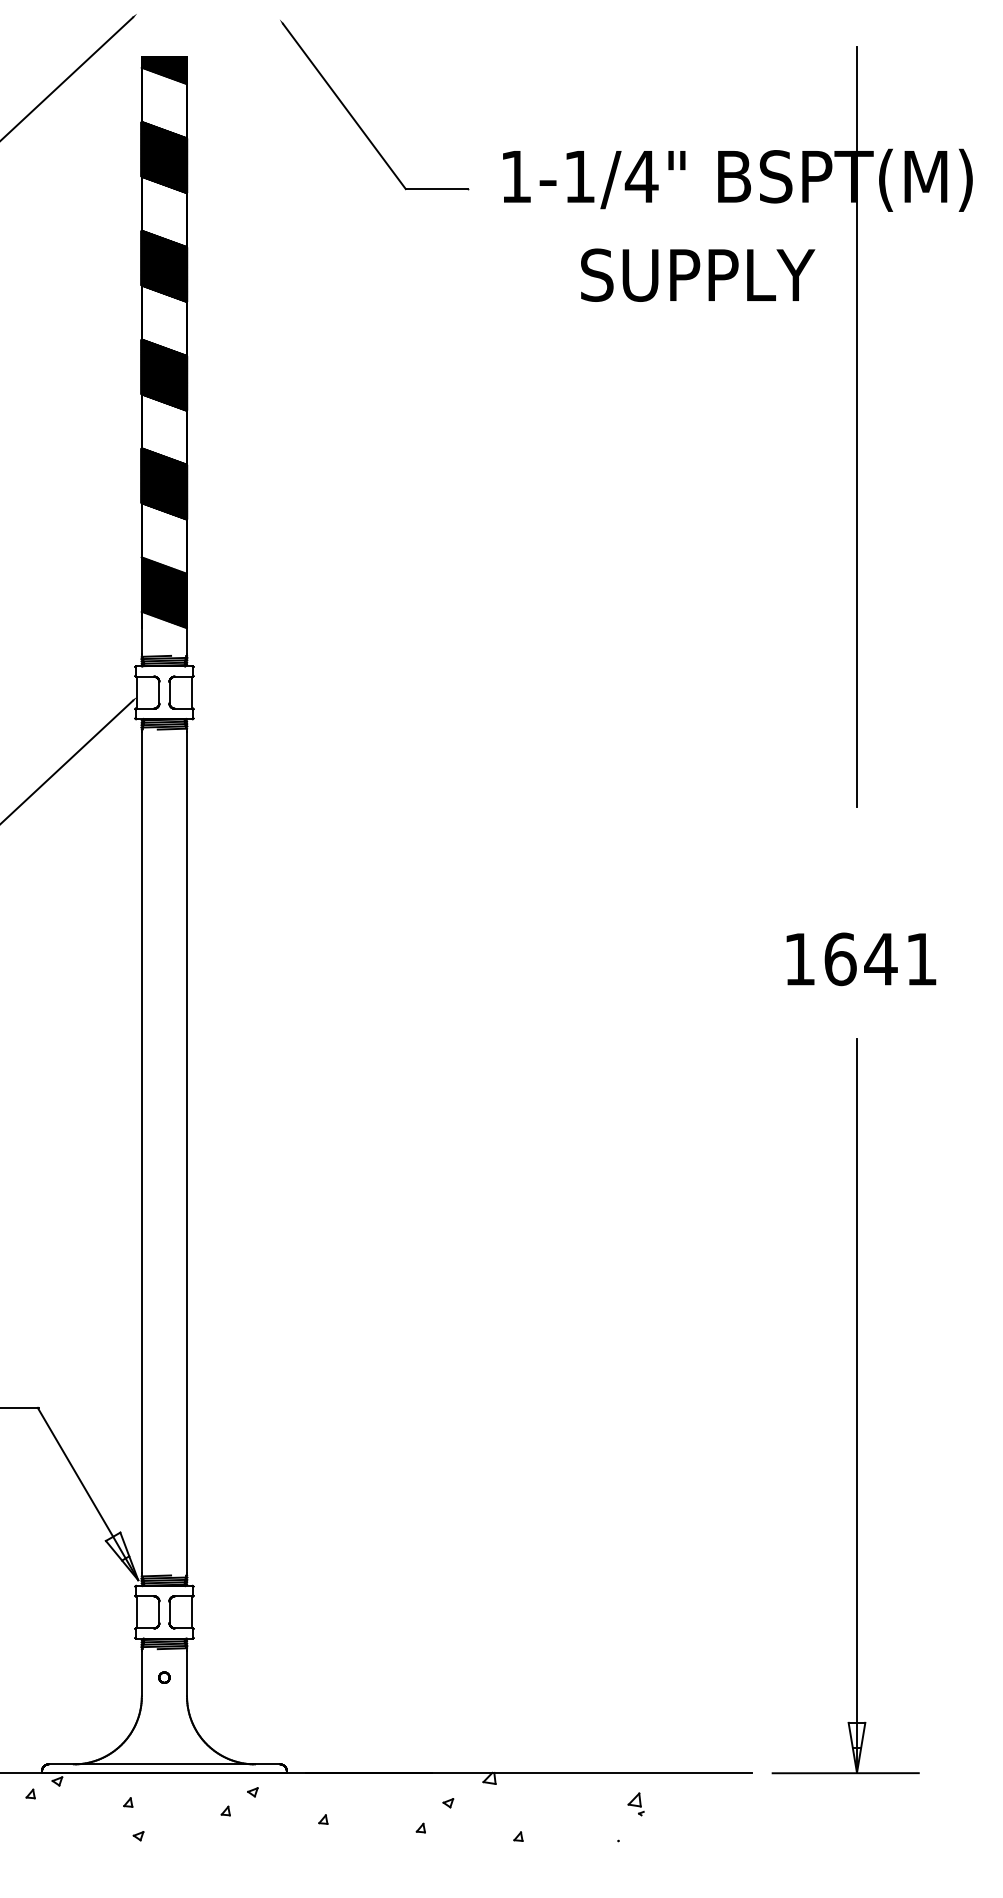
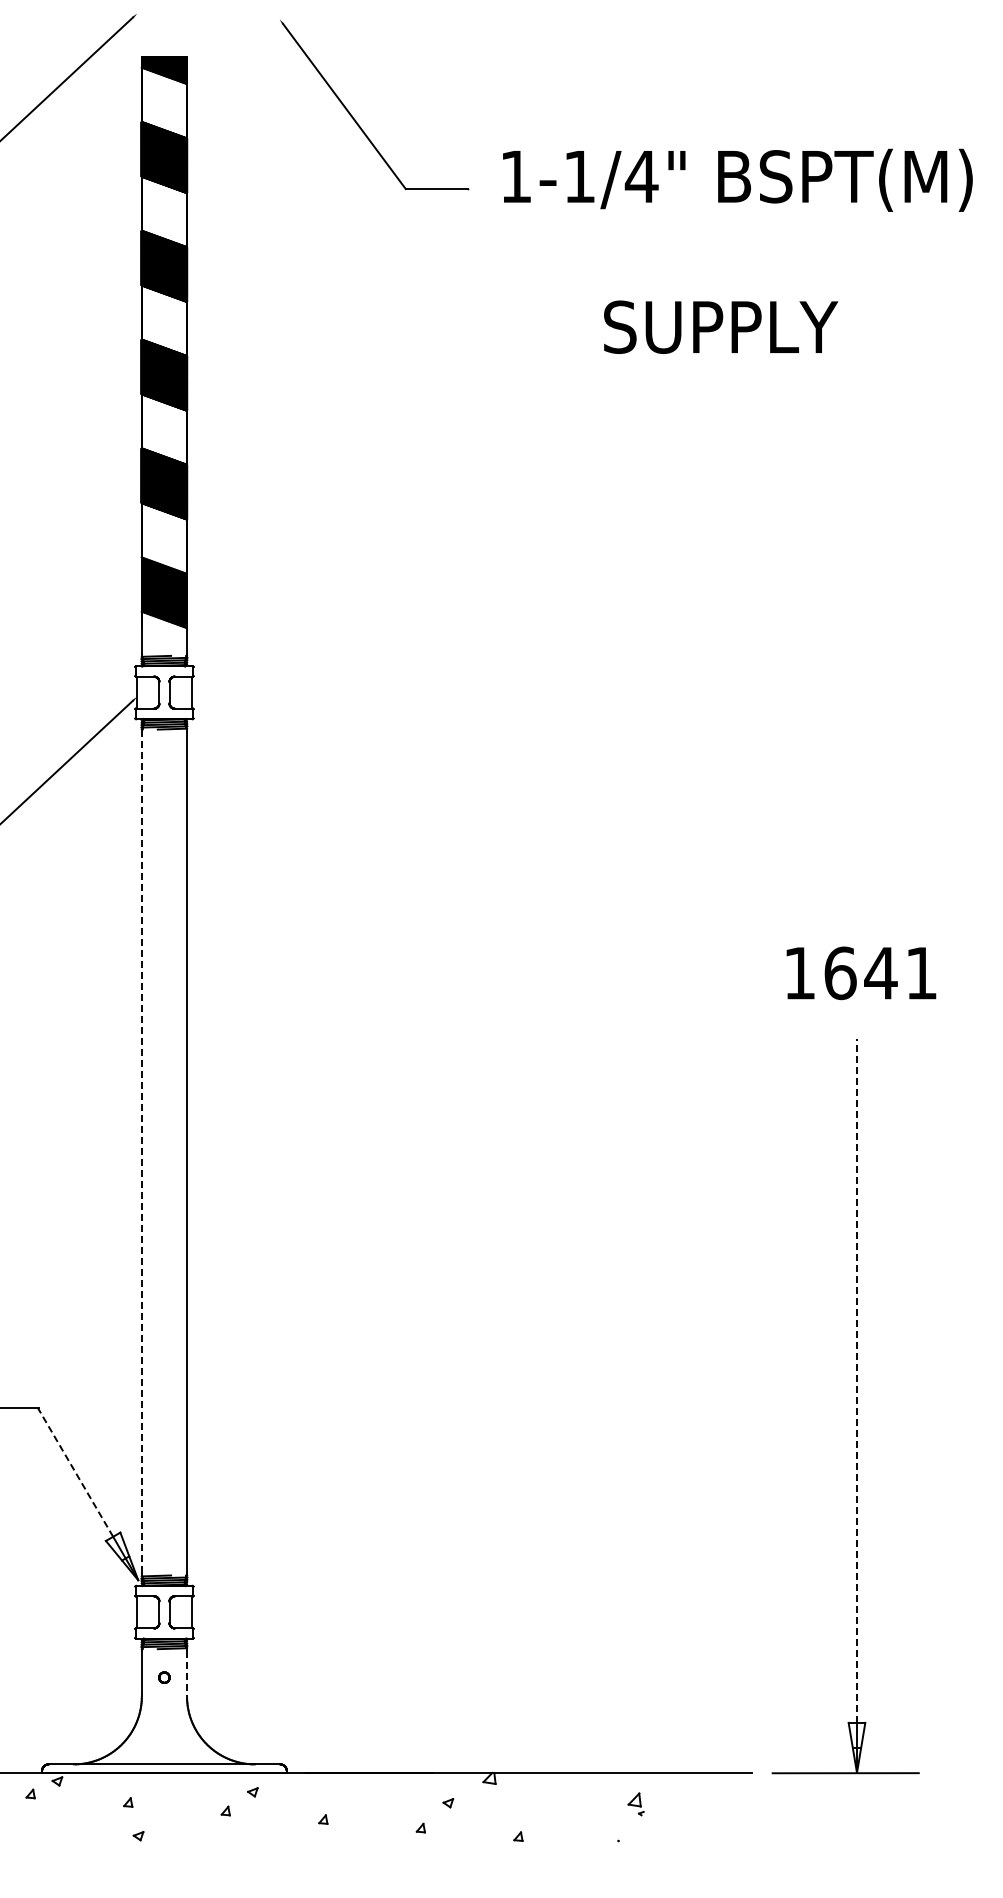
text position: (698, 274) -> (721, 326) (721, 326)
line: present -> none (857, 426)
text position: (861, 959) -> (861, 973) (861, 973)
line: solid -> dashed (141, 1152)
line: solid -> dashed (857, 1381)
line: solid -> dashed (75, 1472)
line: solid -> dashed (187, 1673)
